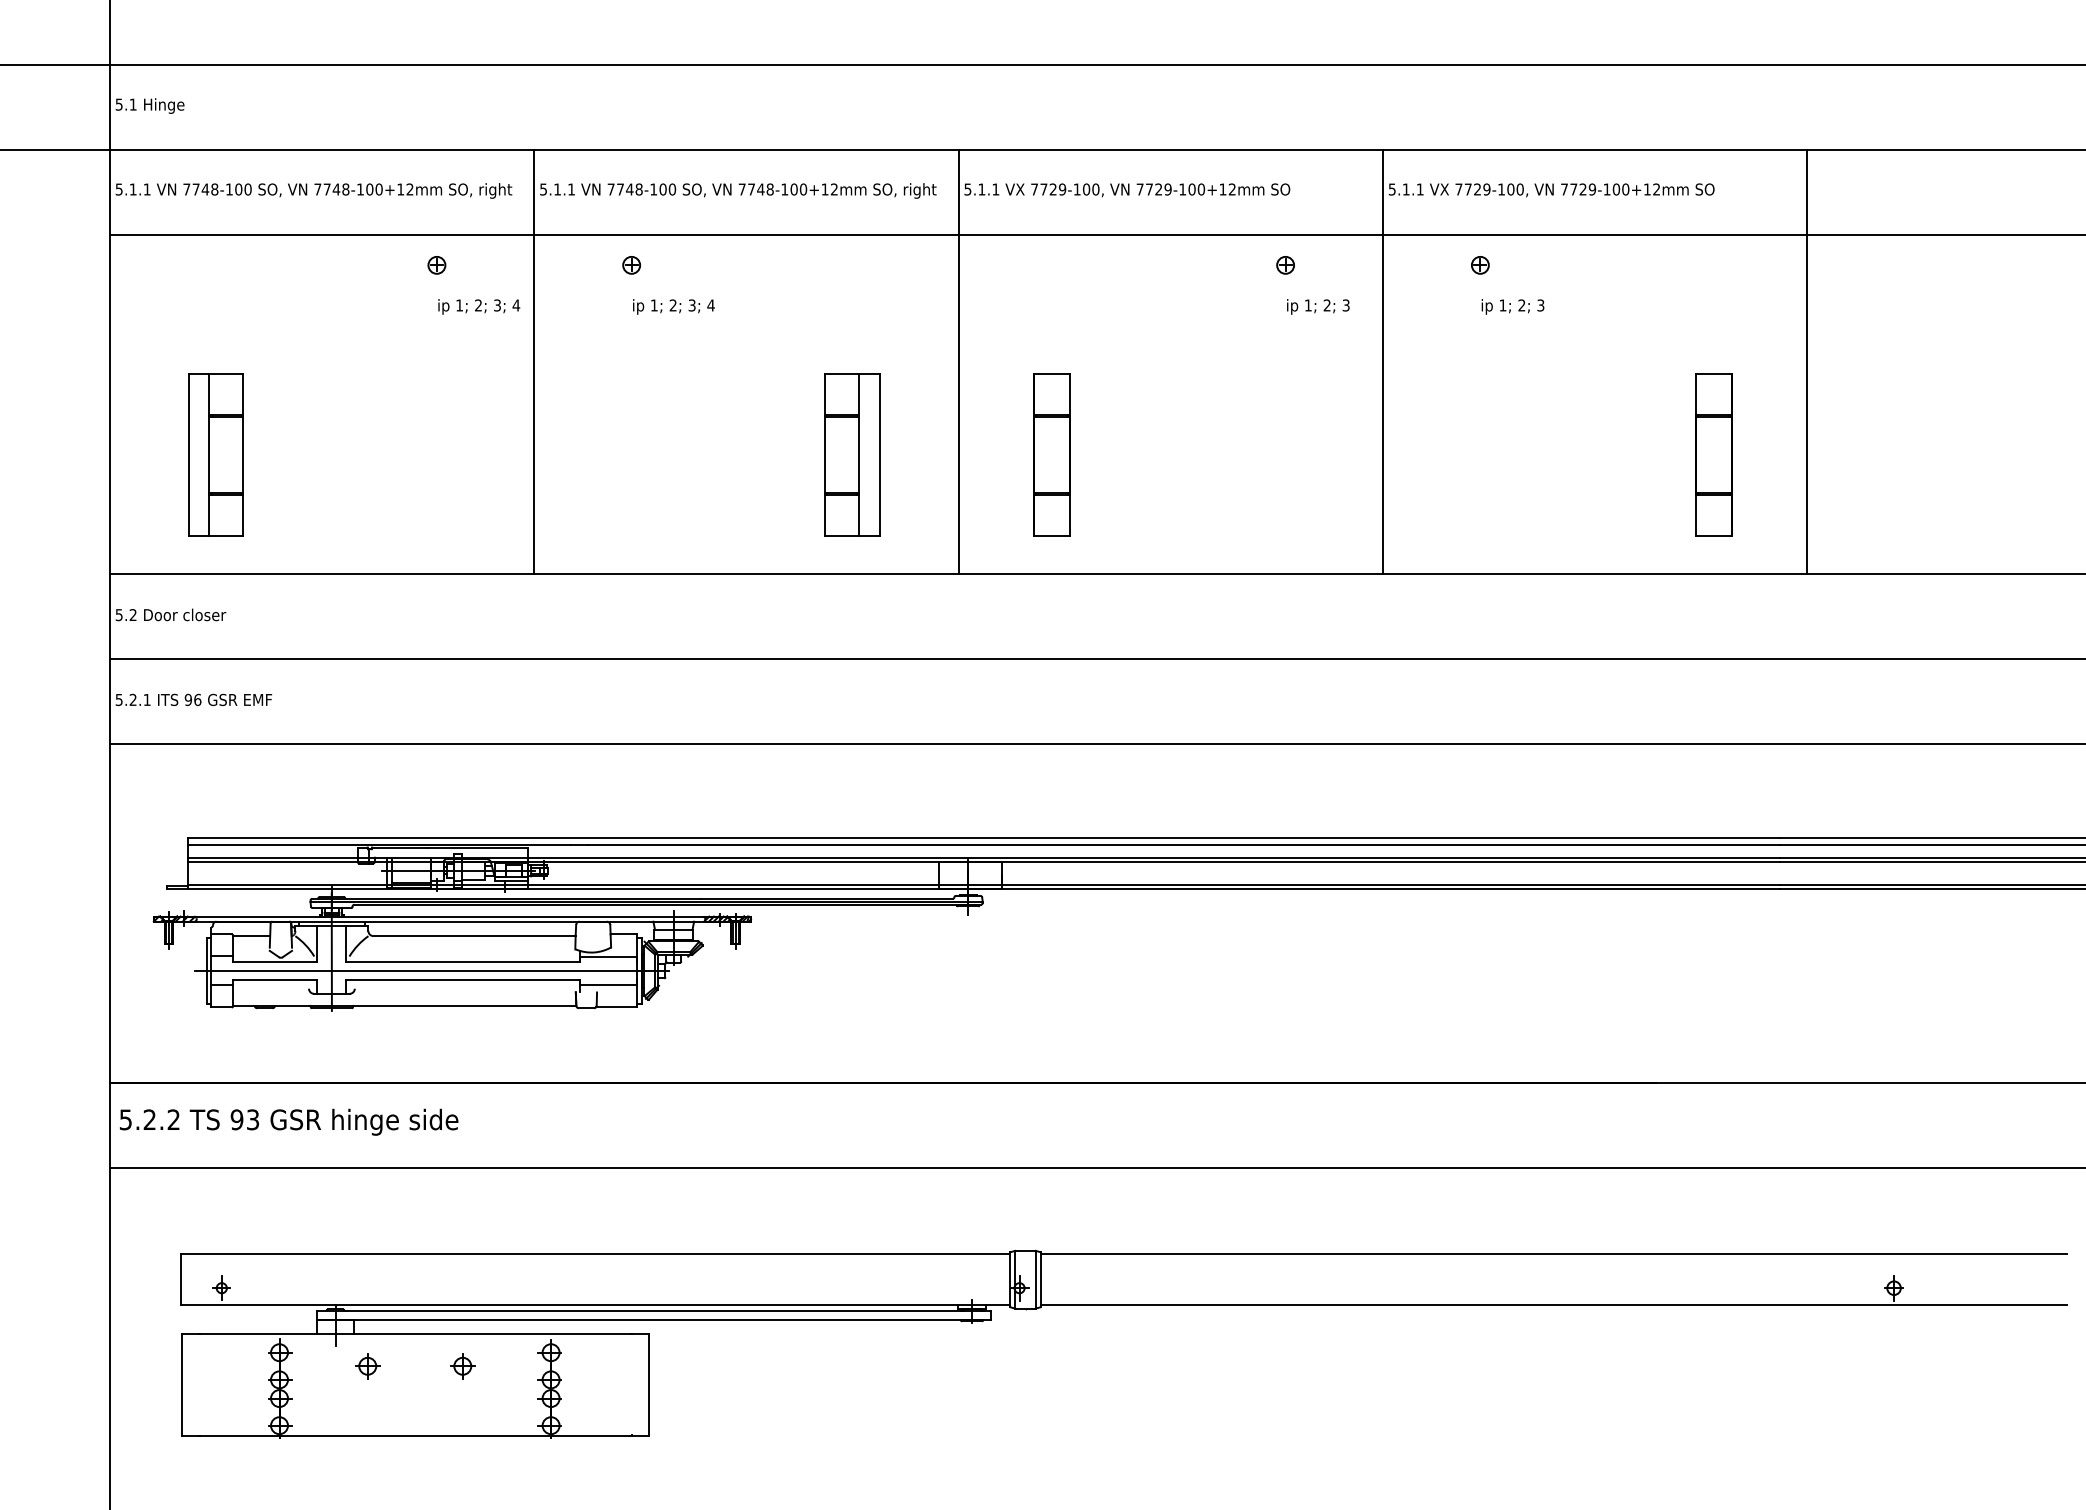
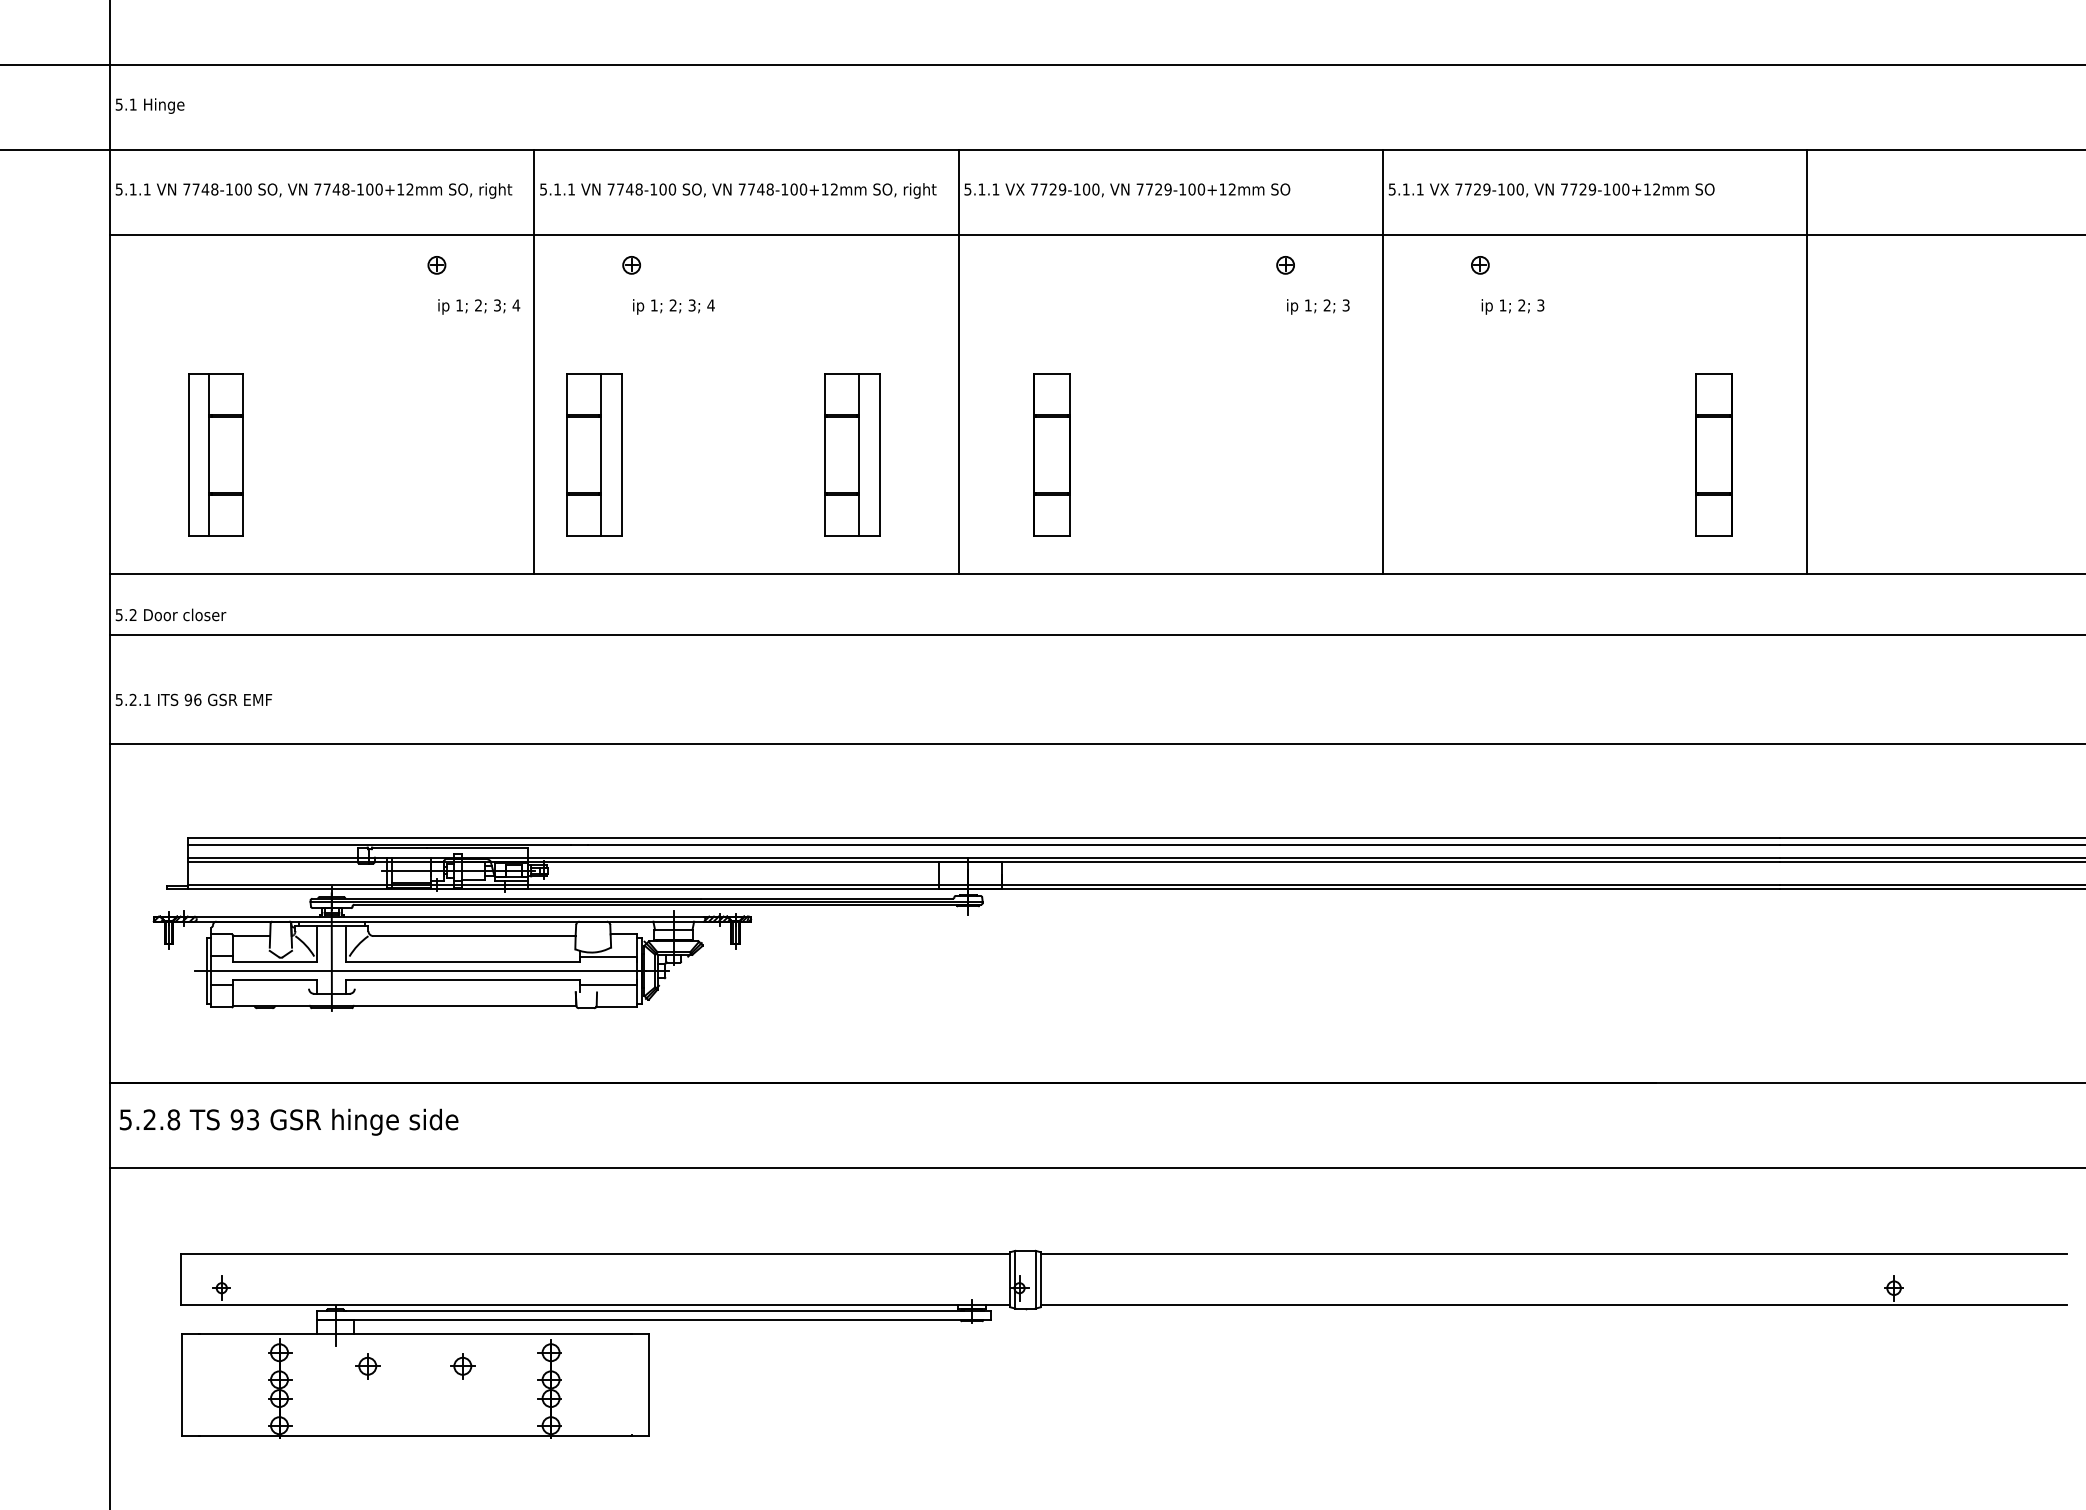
part: none -> present (594, 454)
line position: (1095, 659) -> (1095, 635) (1095, 635)
text: 5.2.2 -> 5.2.8 (173, 1119)
